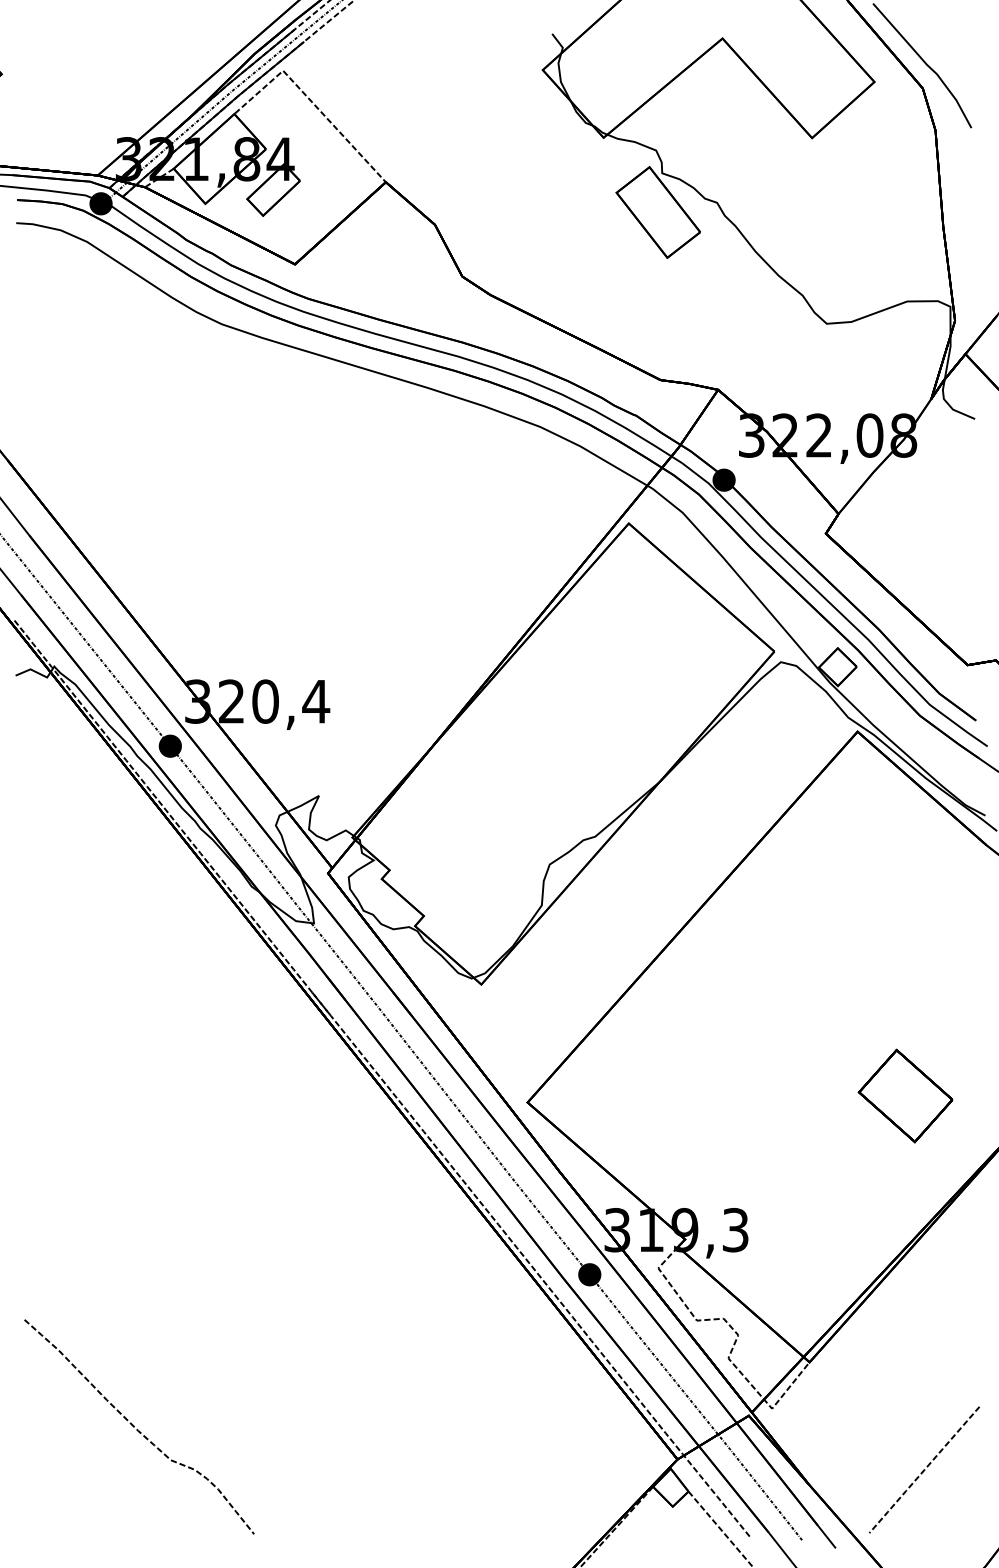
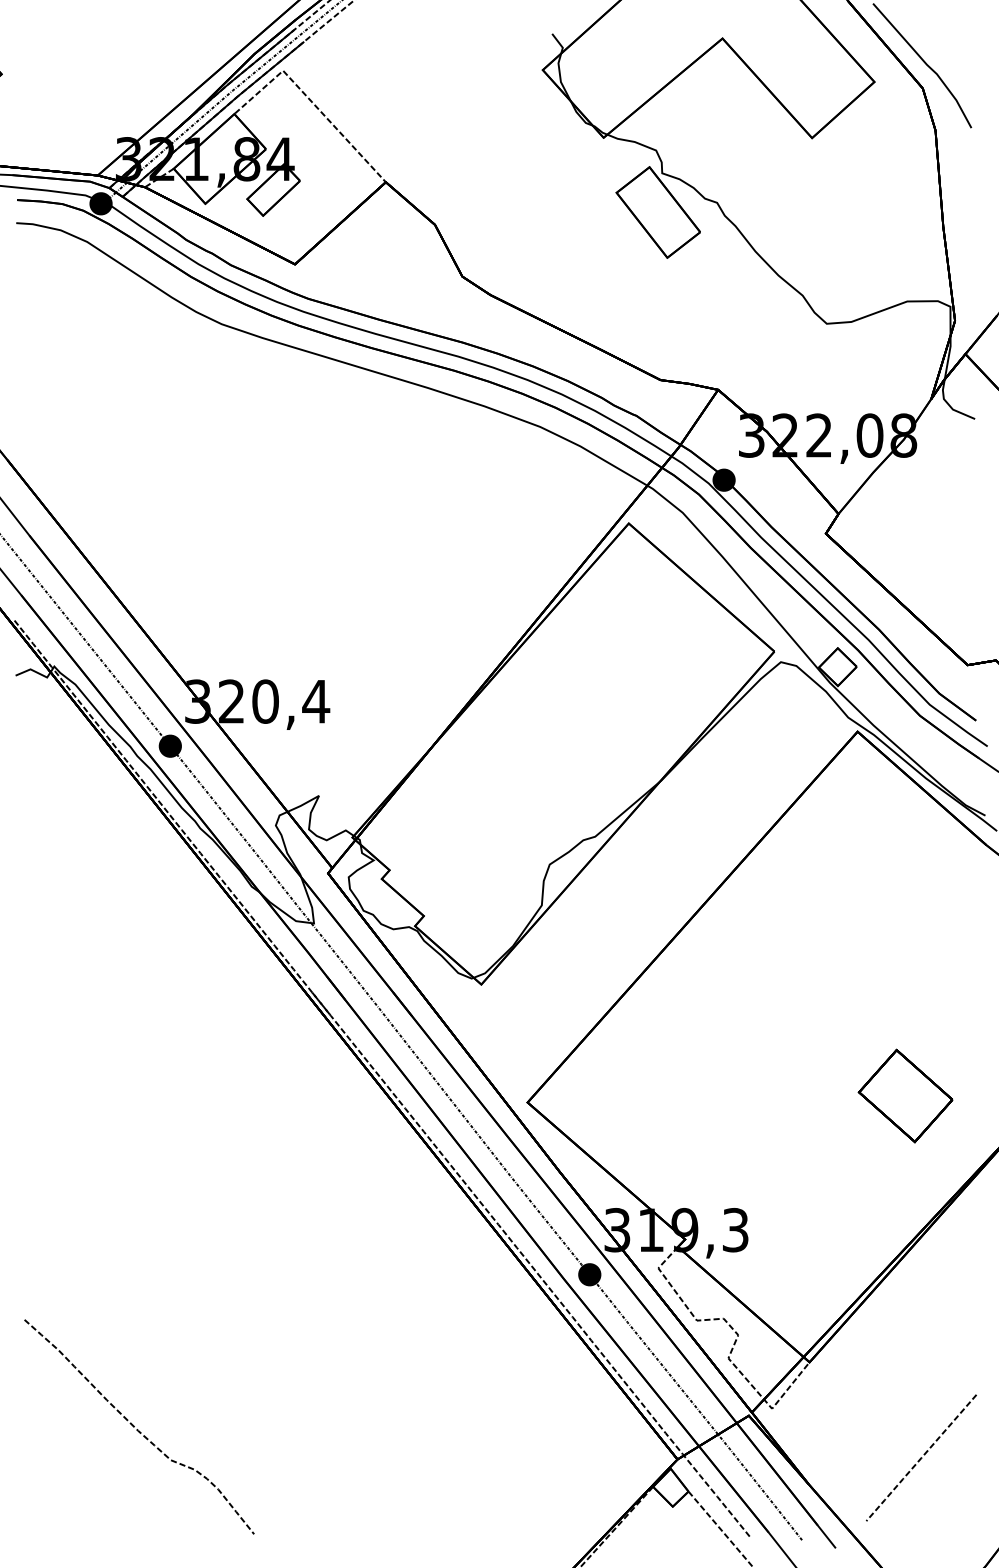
curve position: (924, 1469) -> (921, 1457) (921, 1457)
